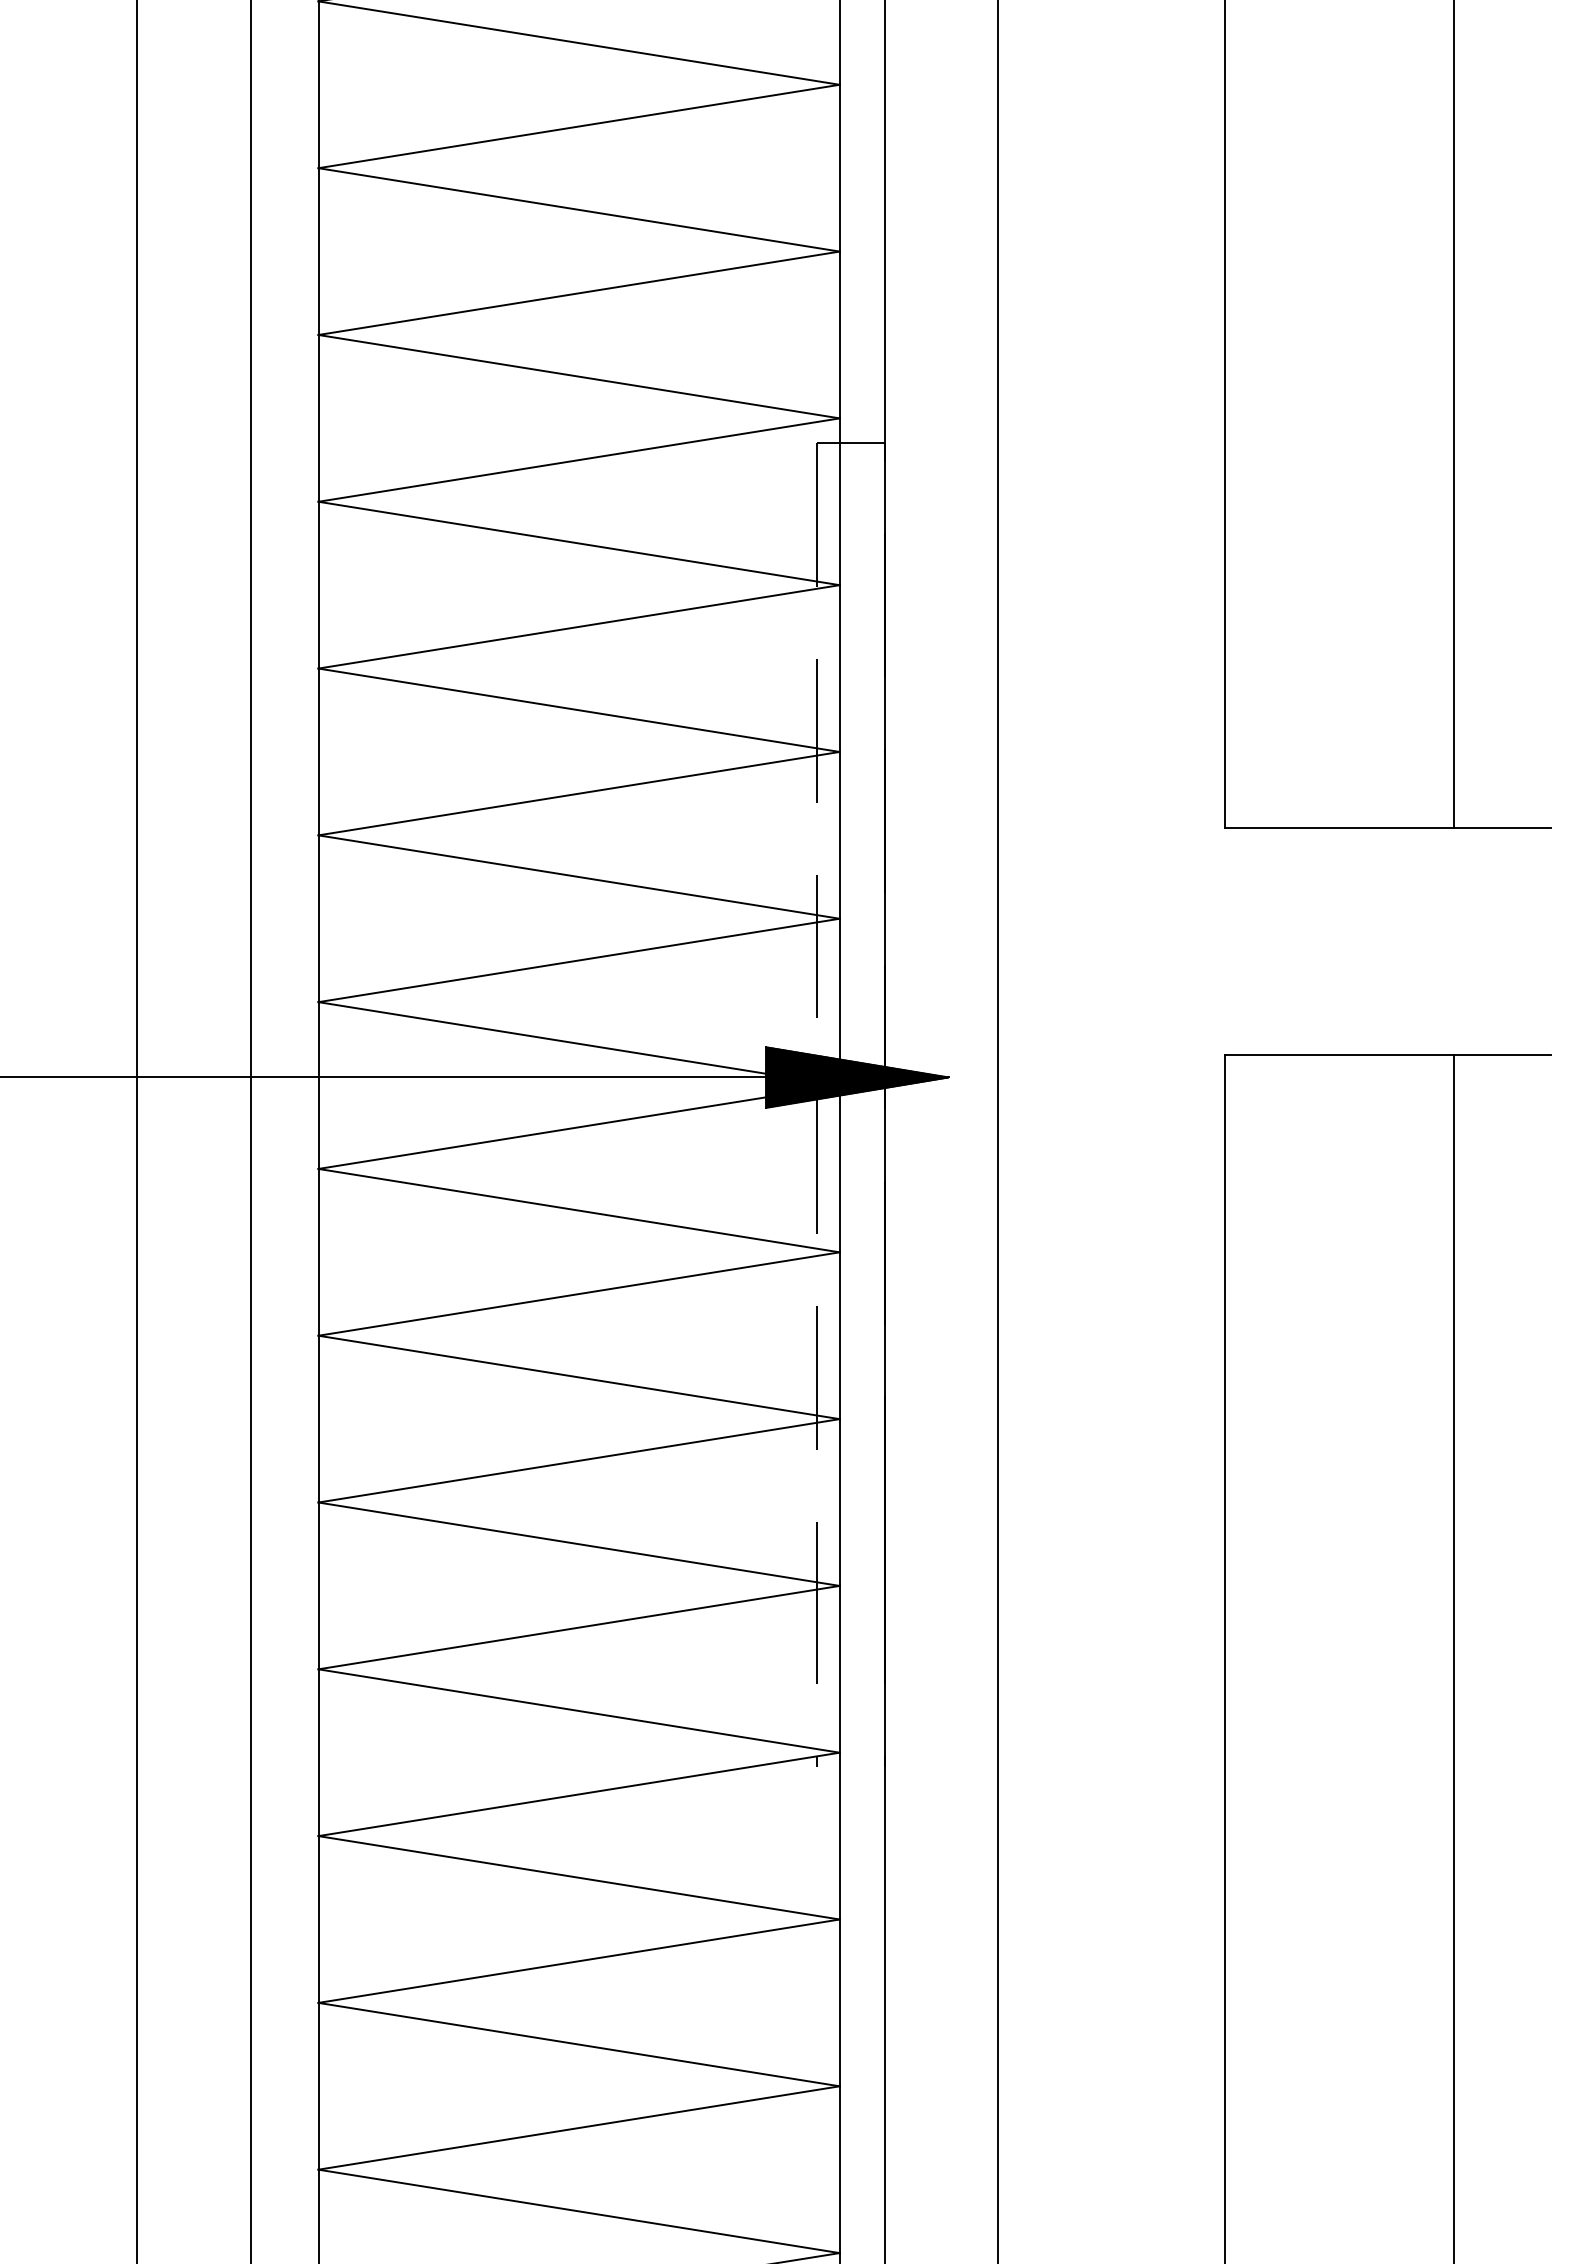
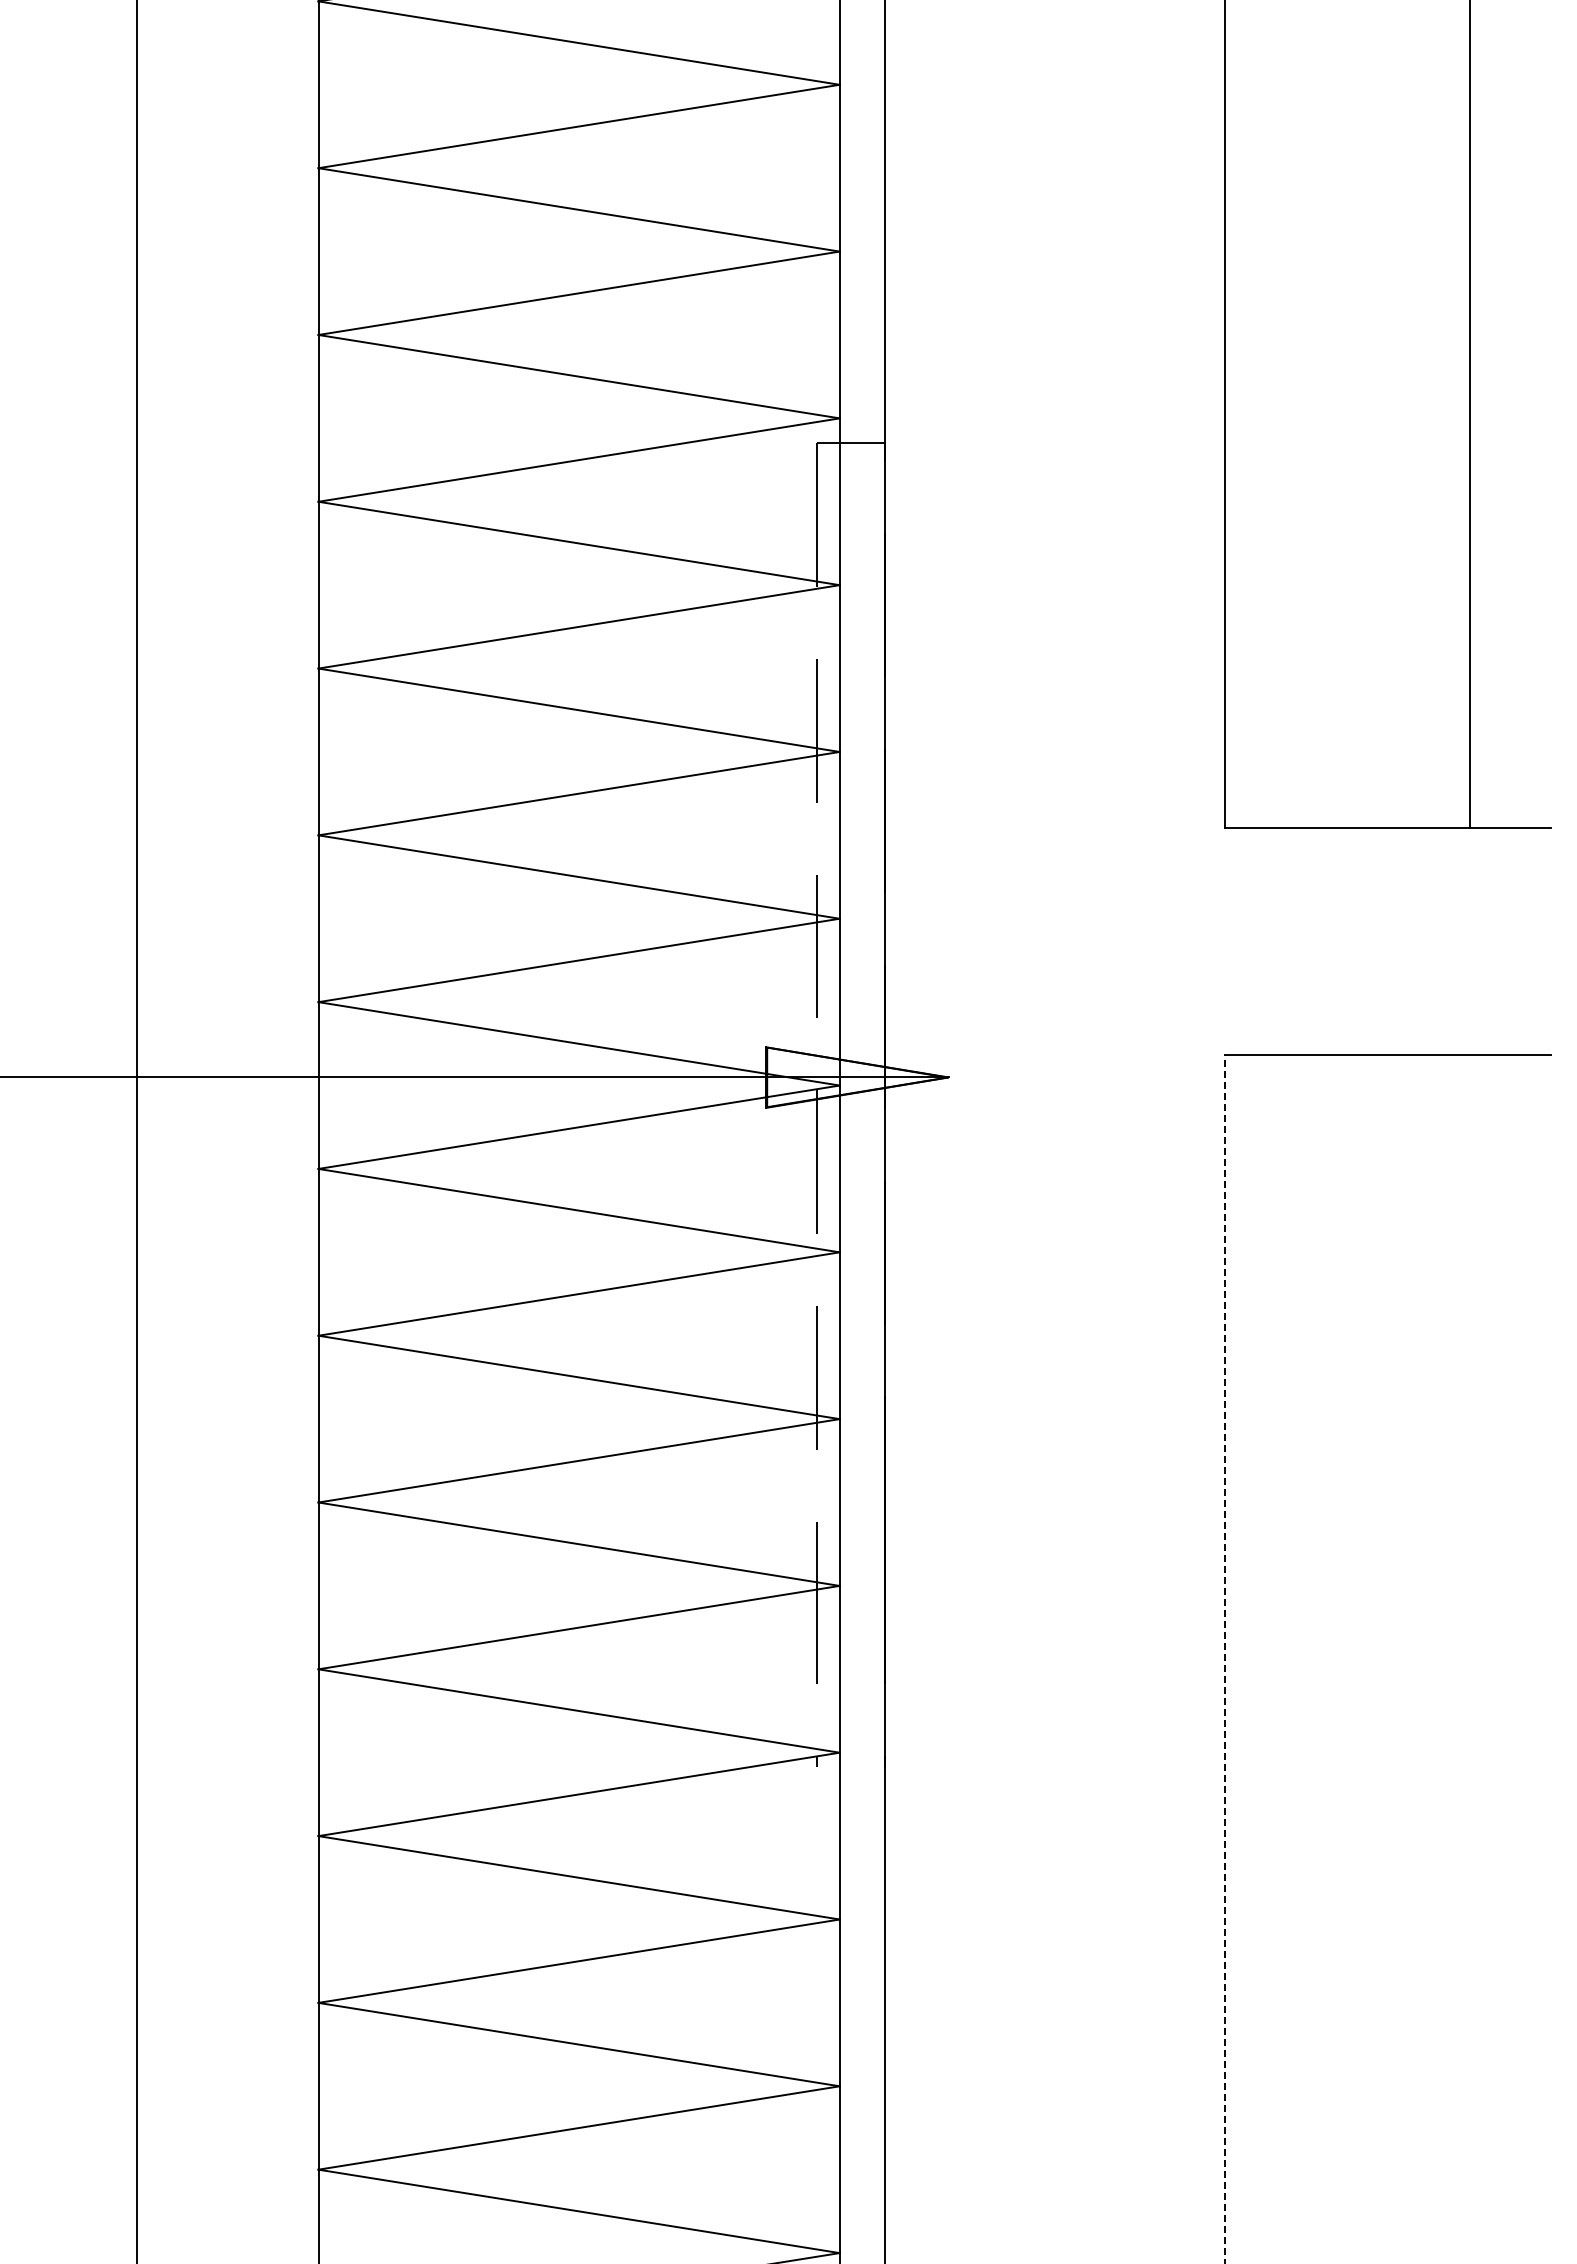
line position: (1453, 415) -> (1469, 415) (1469, 415)
fill: present -> none (856, 1077)
line: present -> none (250, 1131)
line: present -> none (998, 1131)
line: present -> none (1453, 1657)
line: solid -> dashed (1224, 1658)
